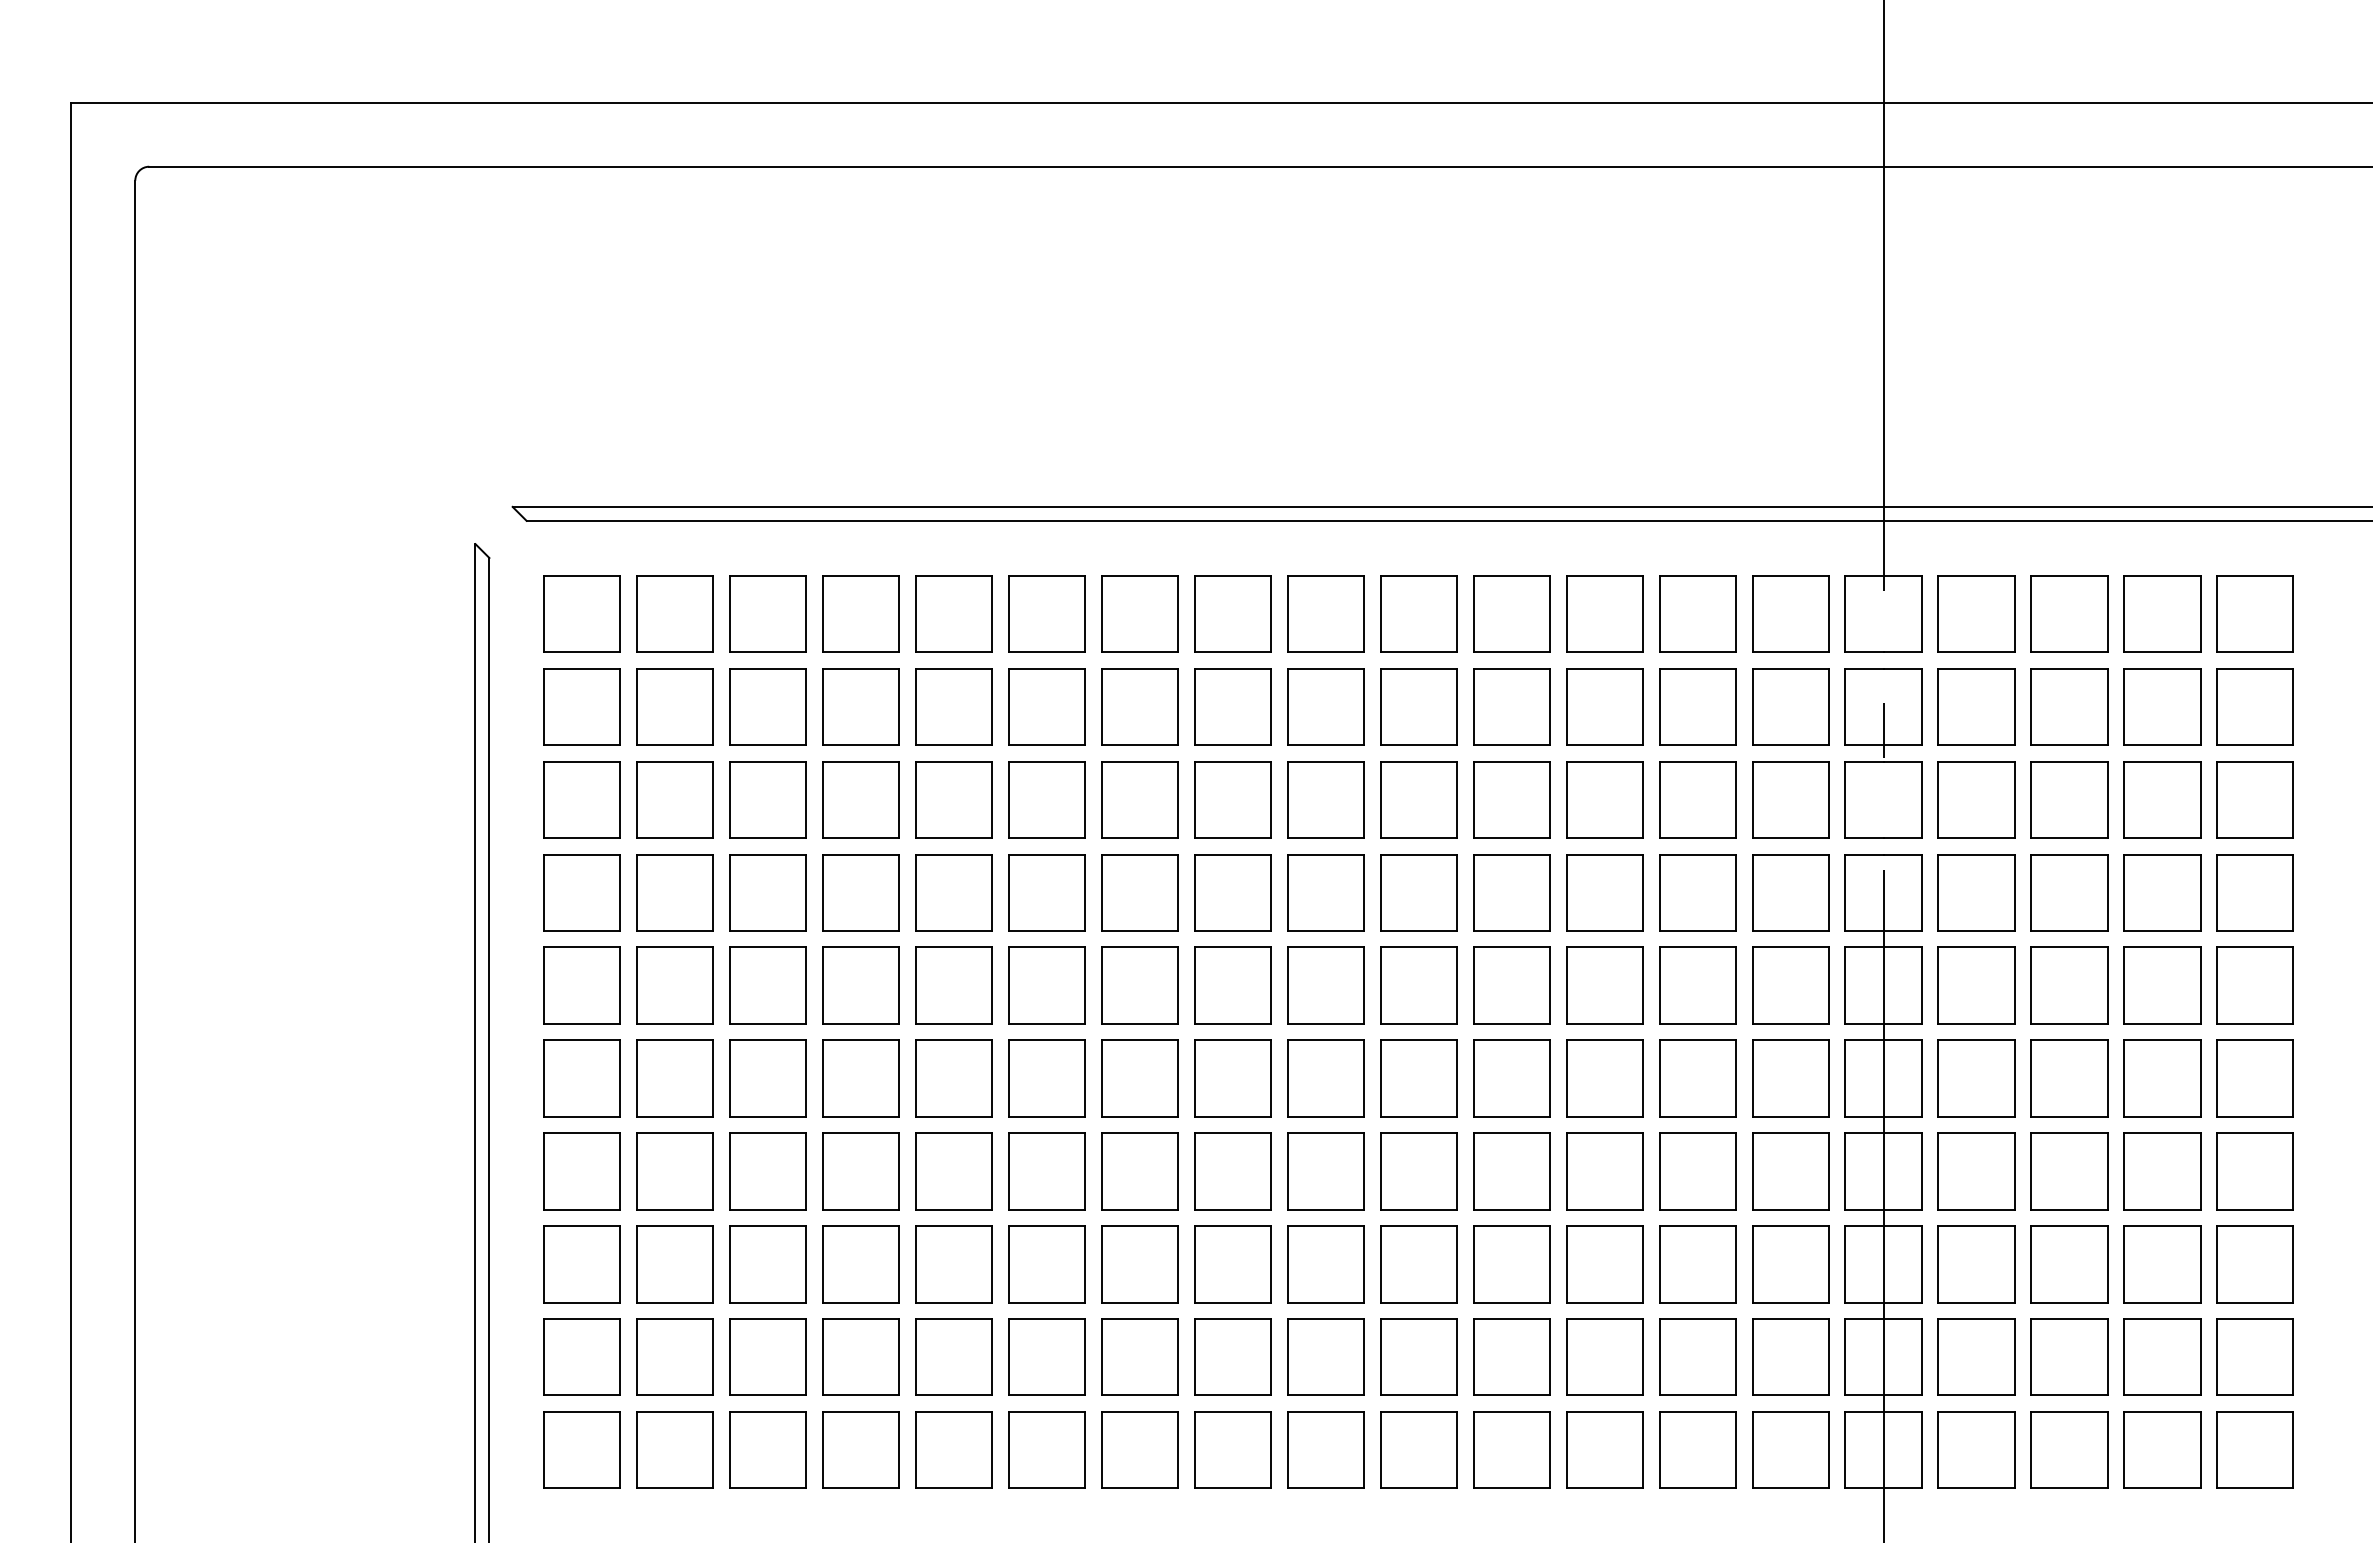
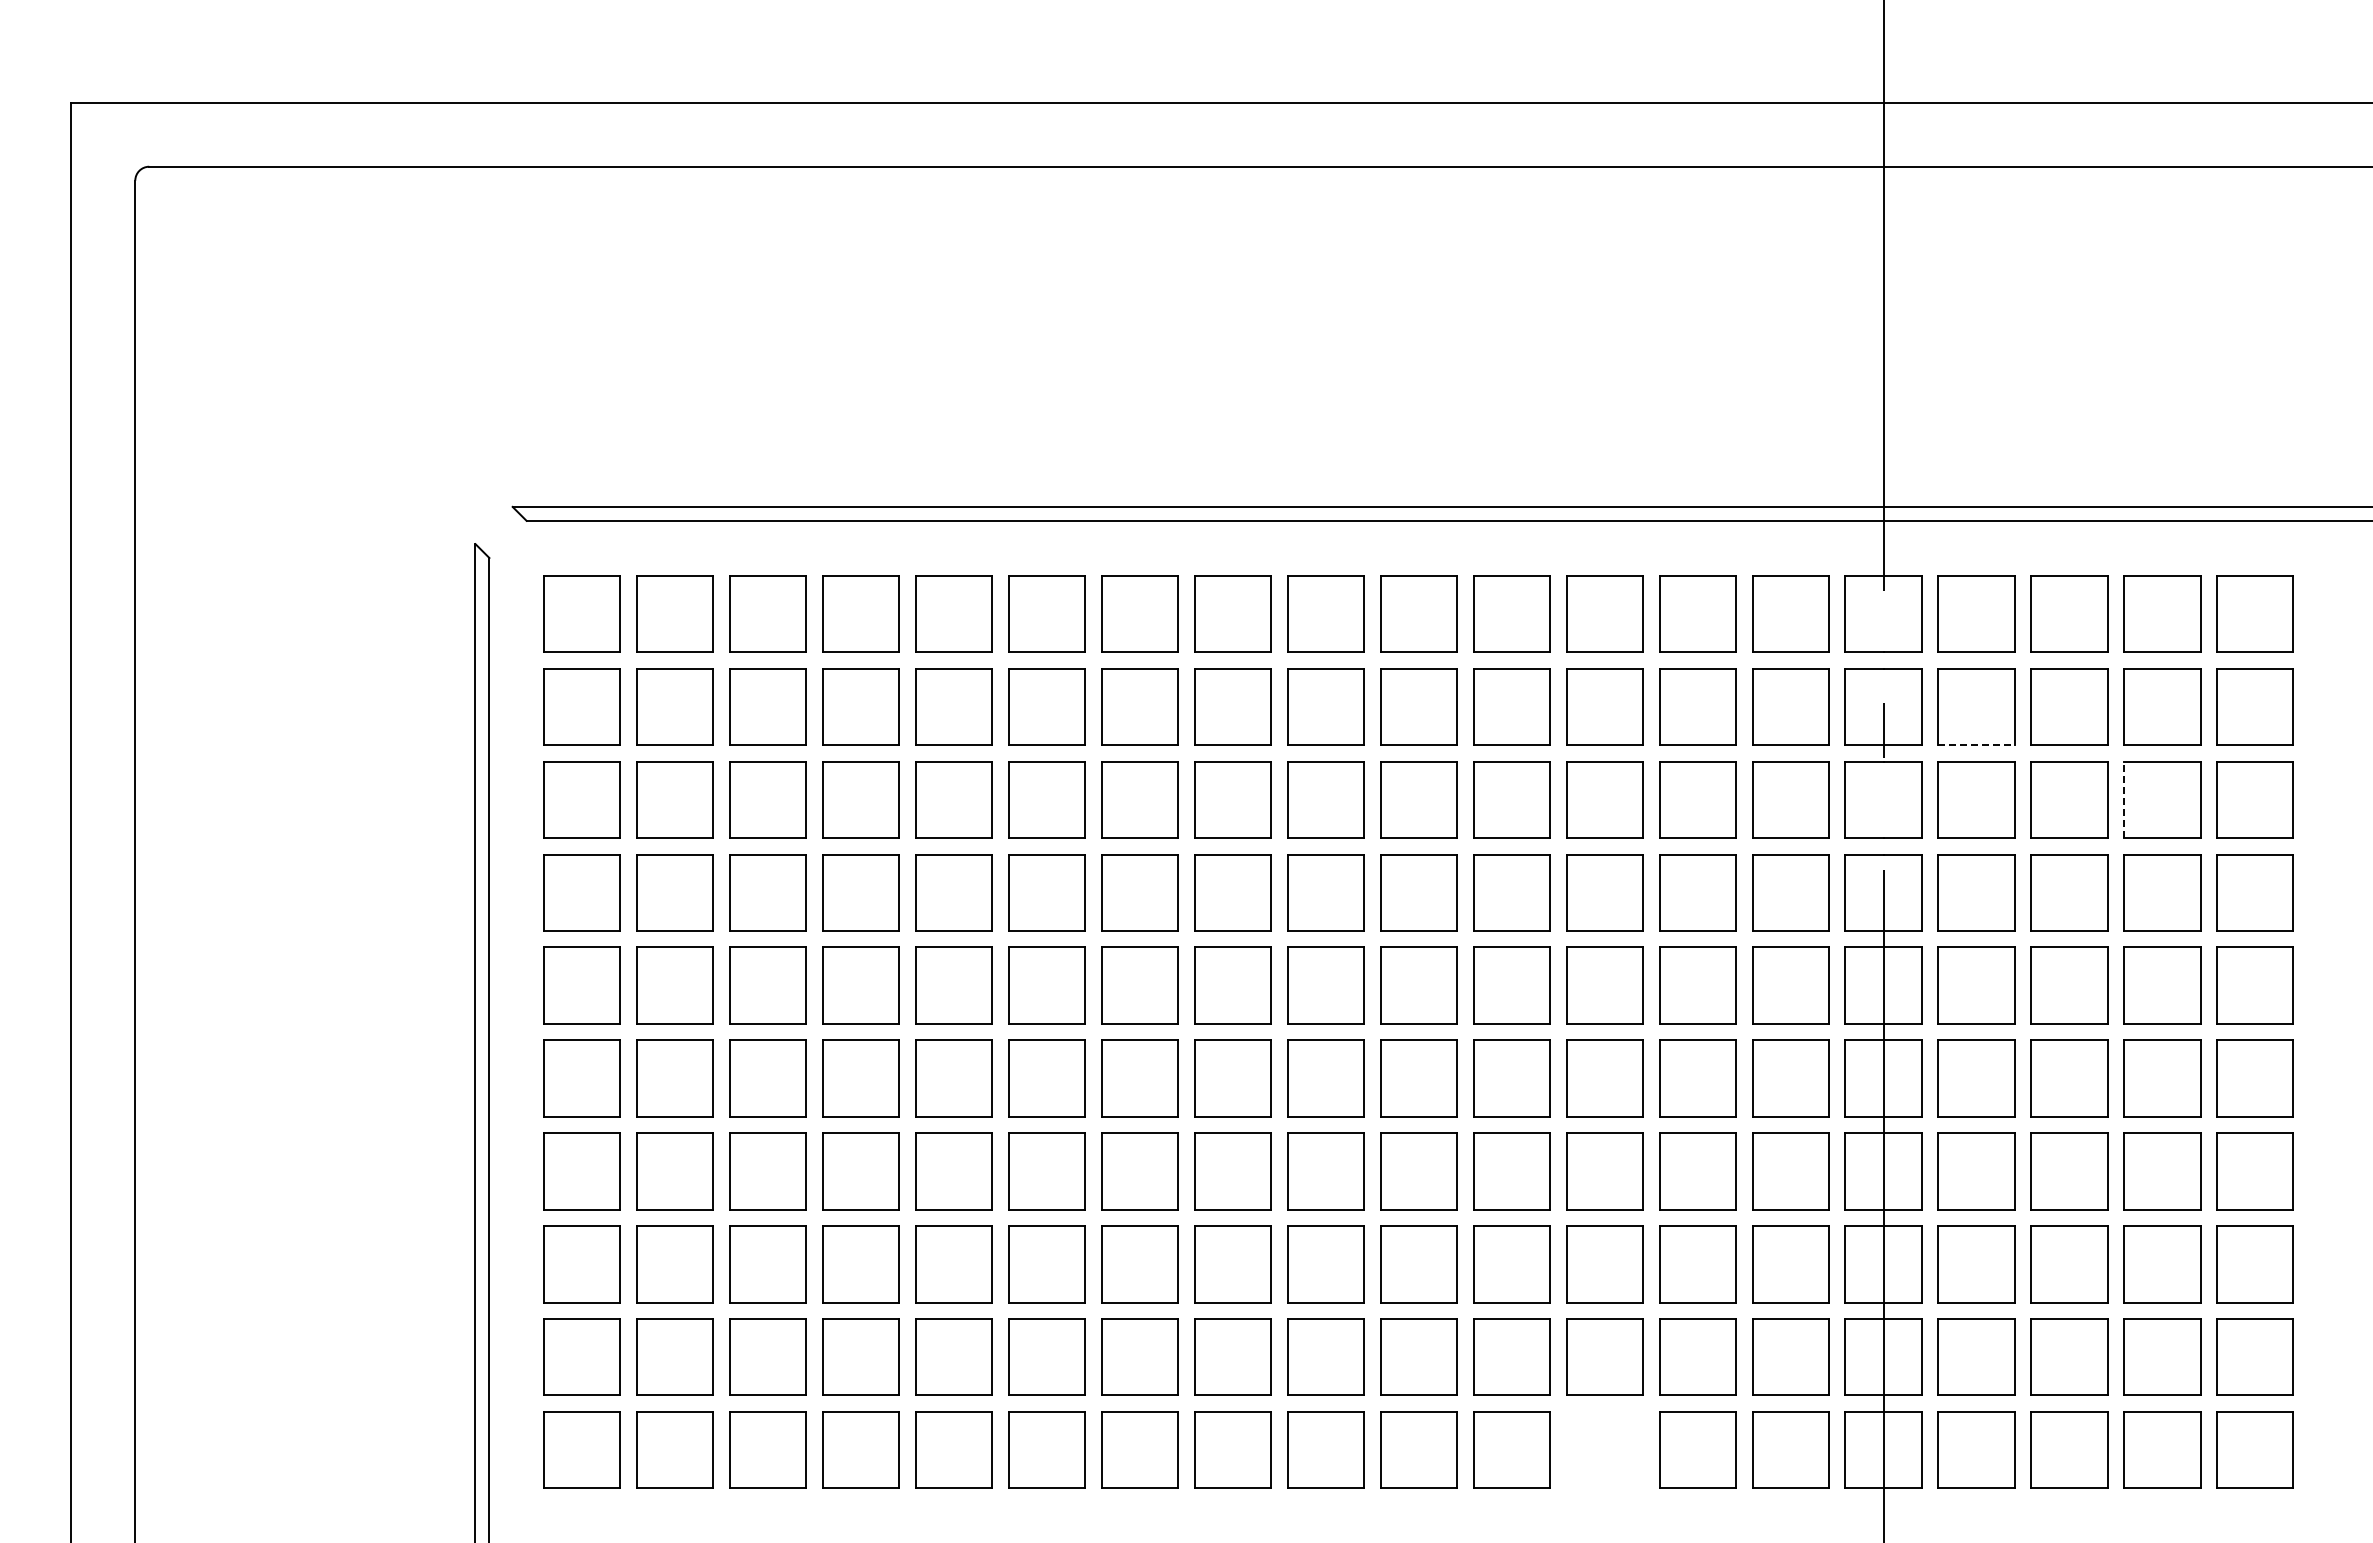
line: solid -> dashed (1977, 744)
line: solid -> dashed (2124, 799)
part: present -> none (1604, 1449)
